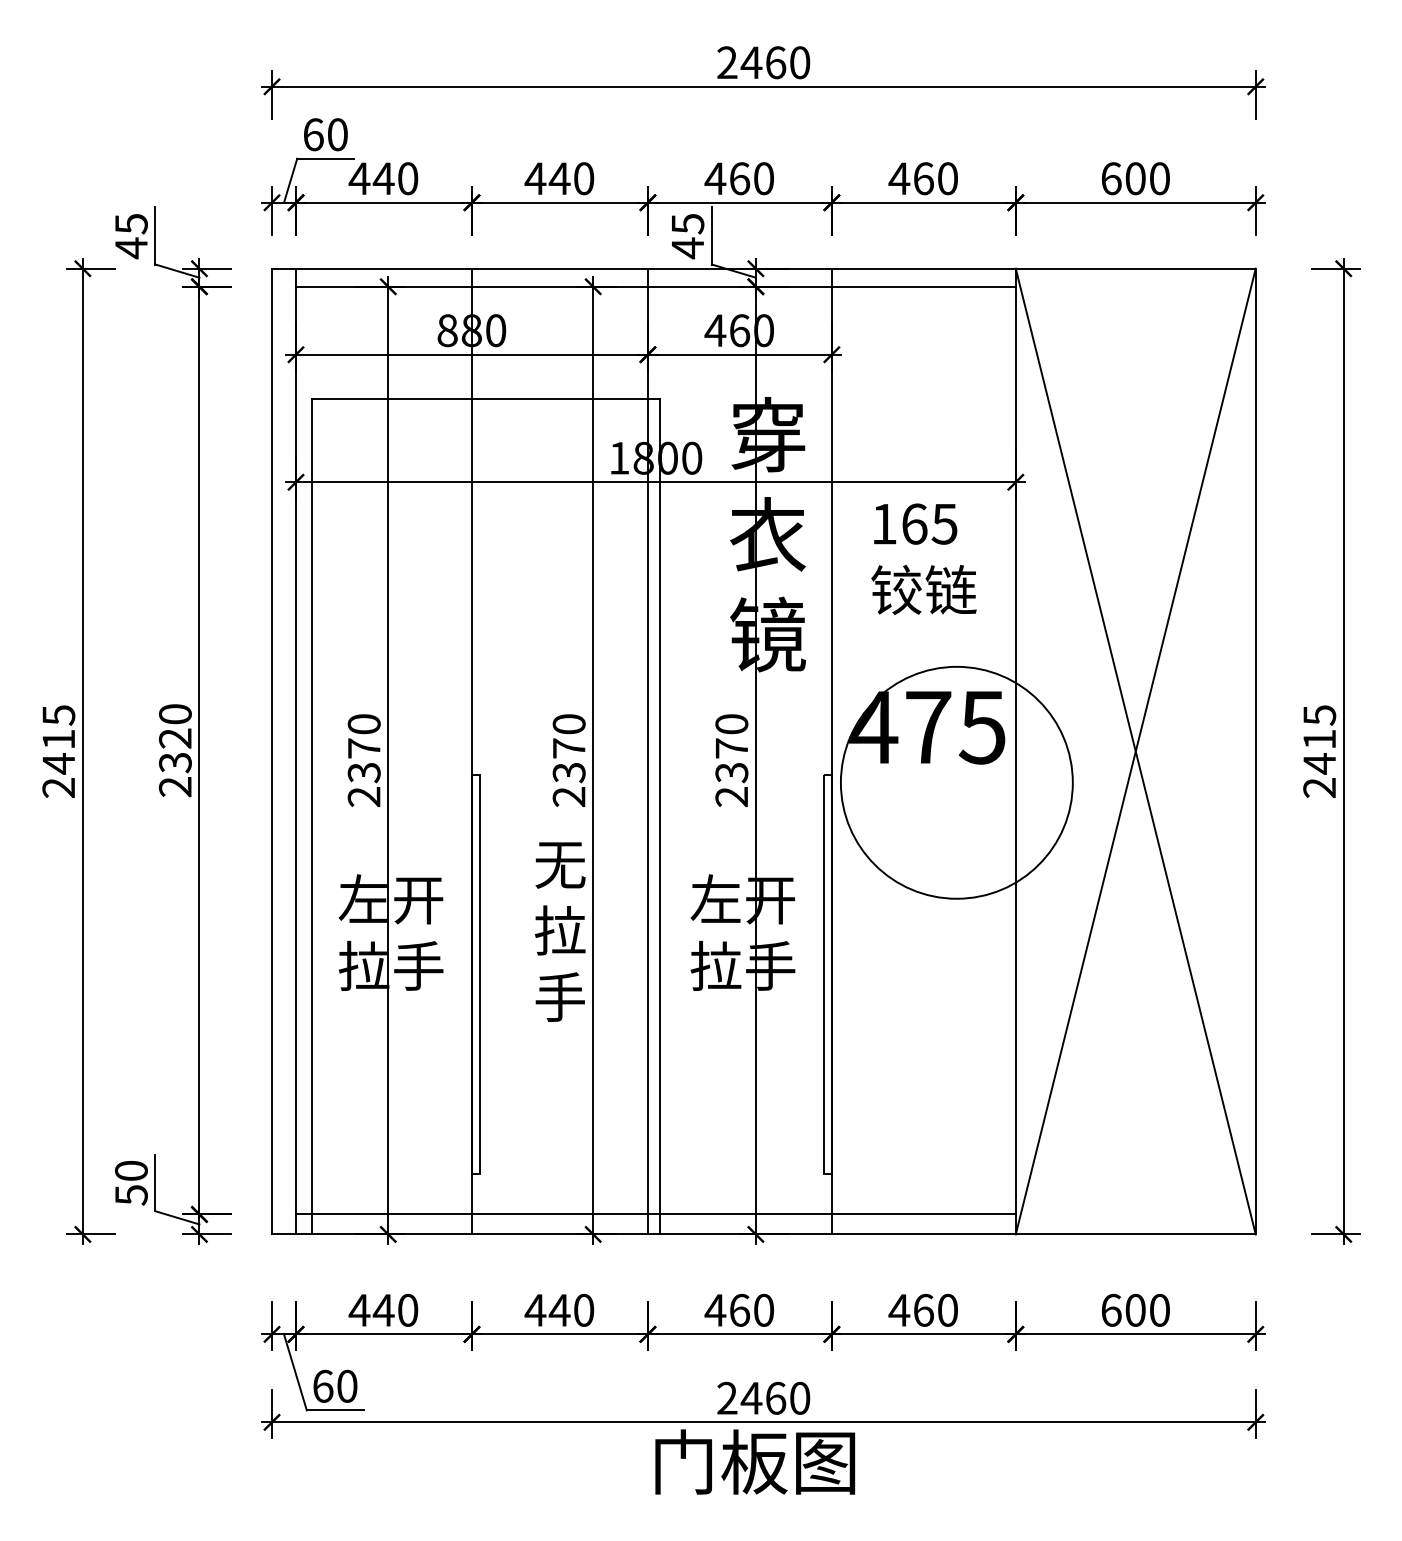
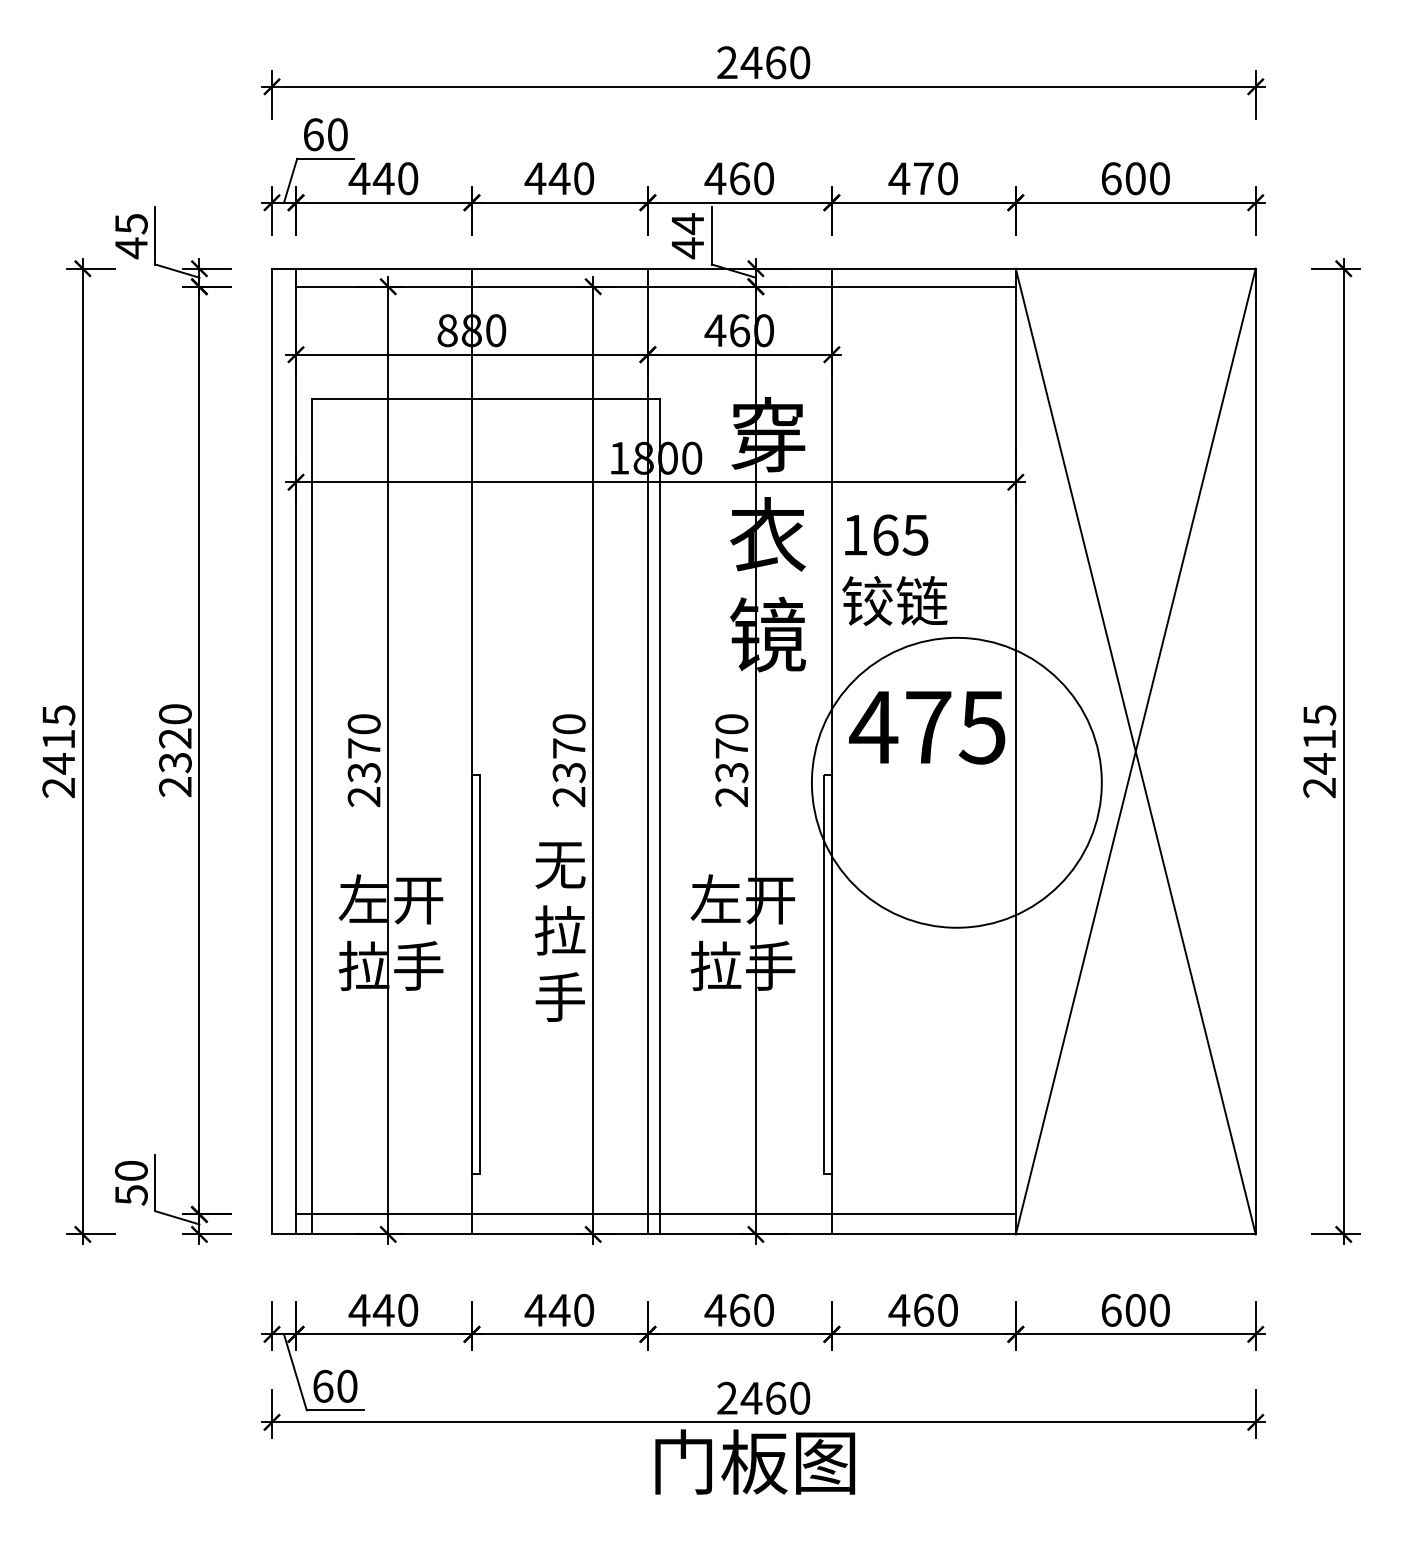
text: 460 -> 470 (923, 178)
text: 45 -> 44 (688, 224)
text position: (923, 558) -> (894, 569) (894, 569)
circle diameter: 232 px -> 290 px (956, 782)
